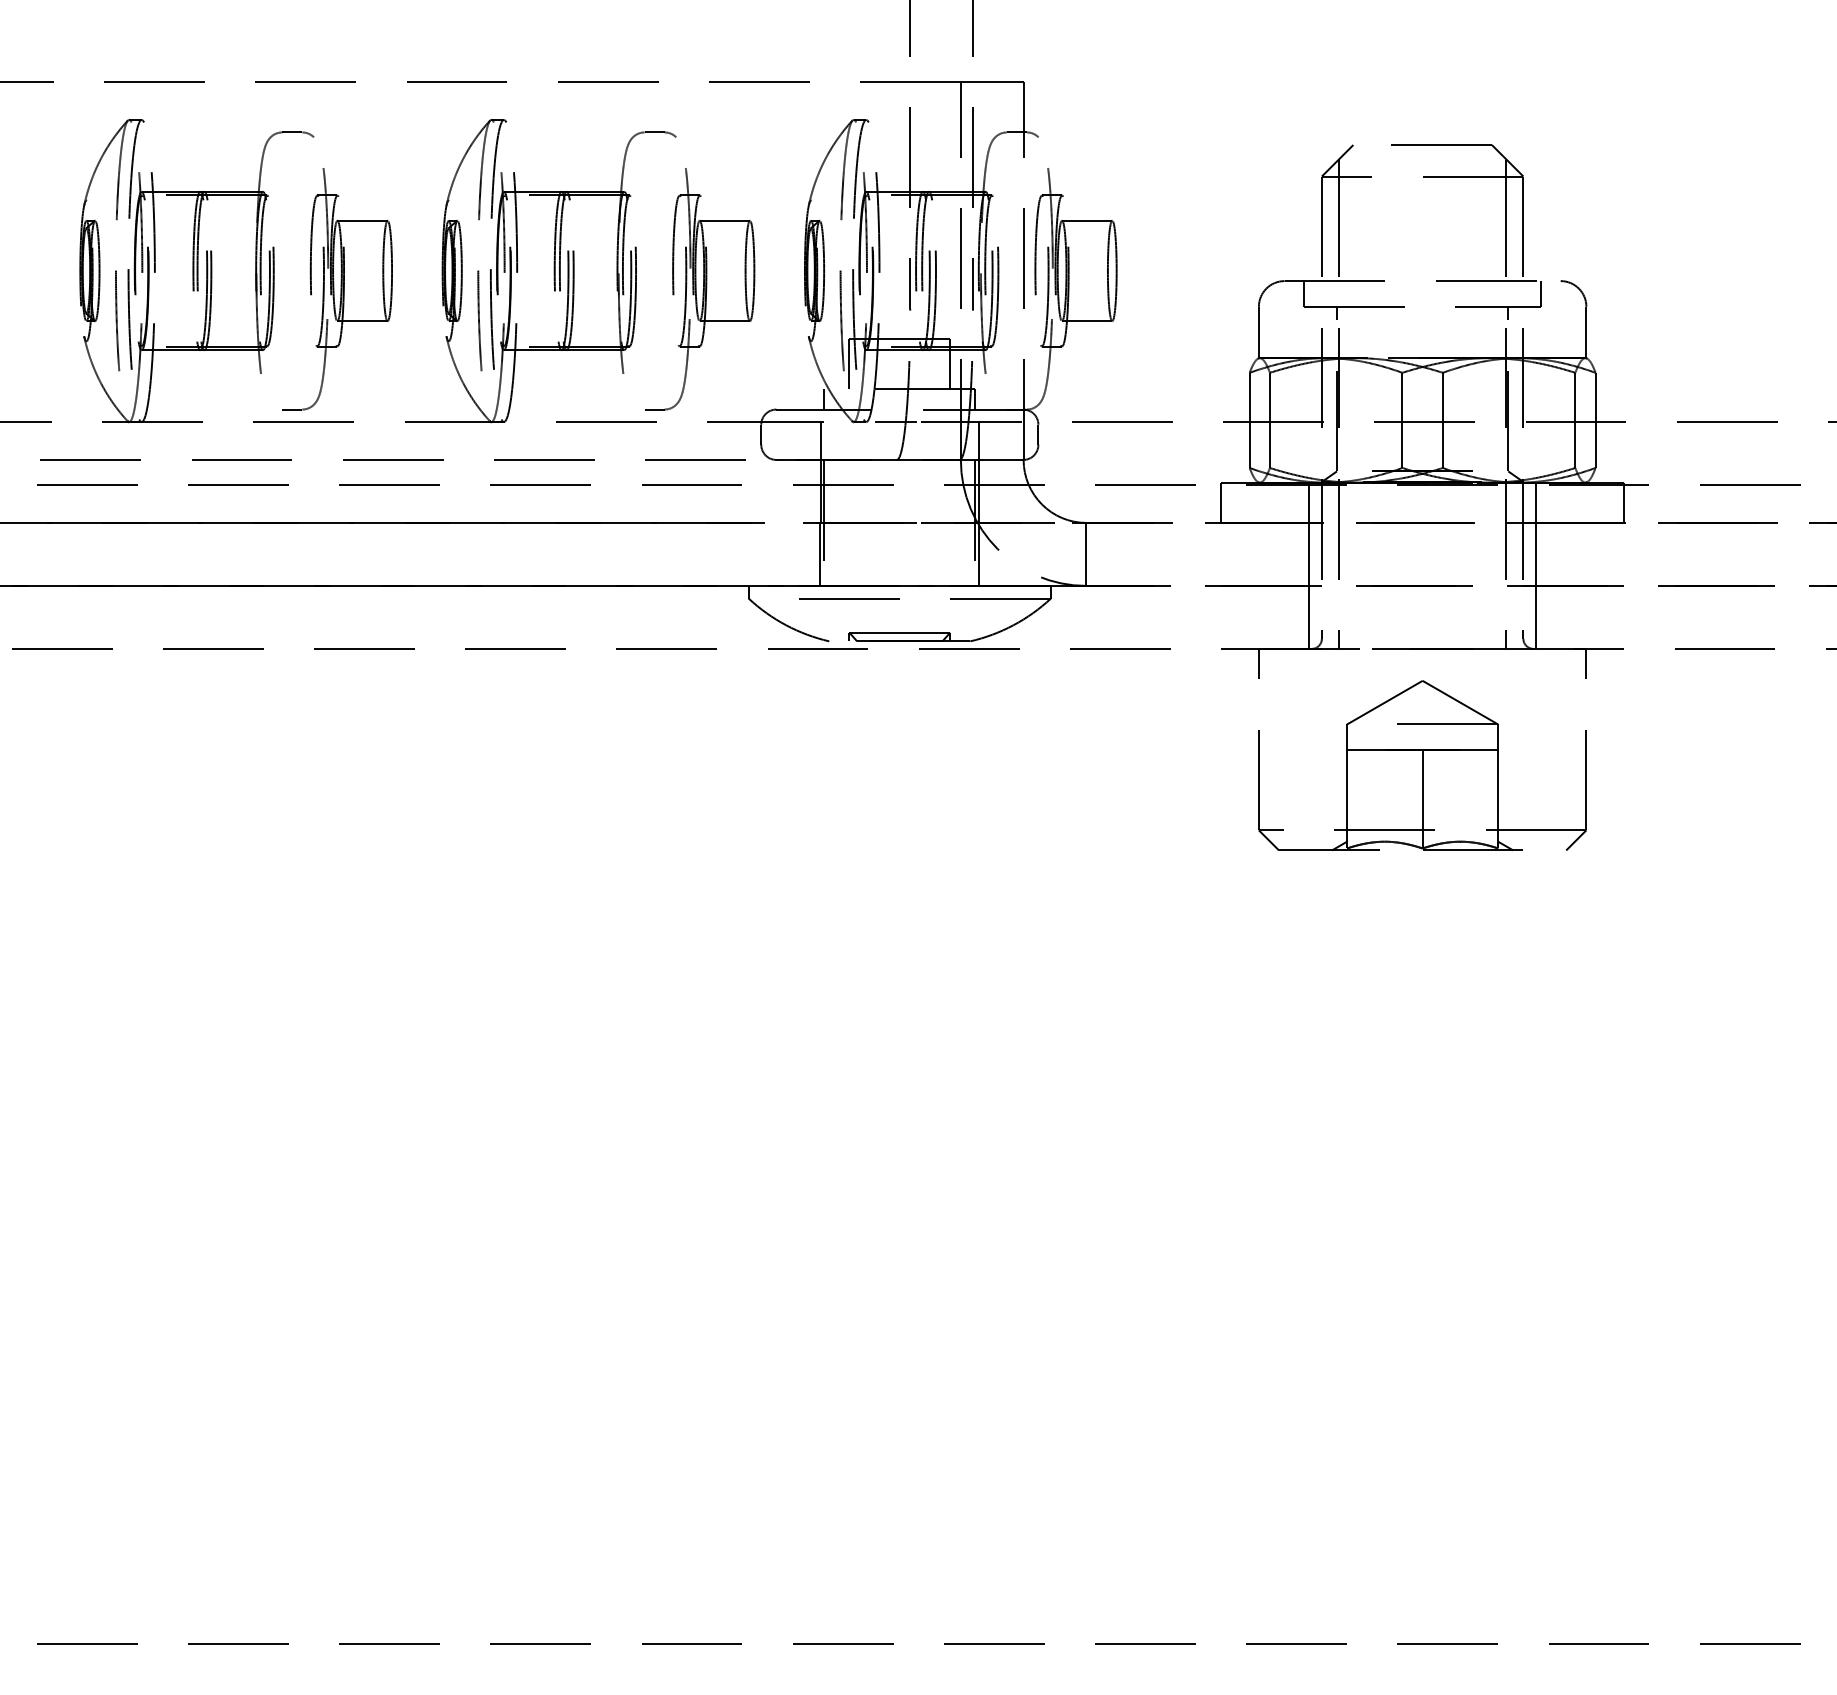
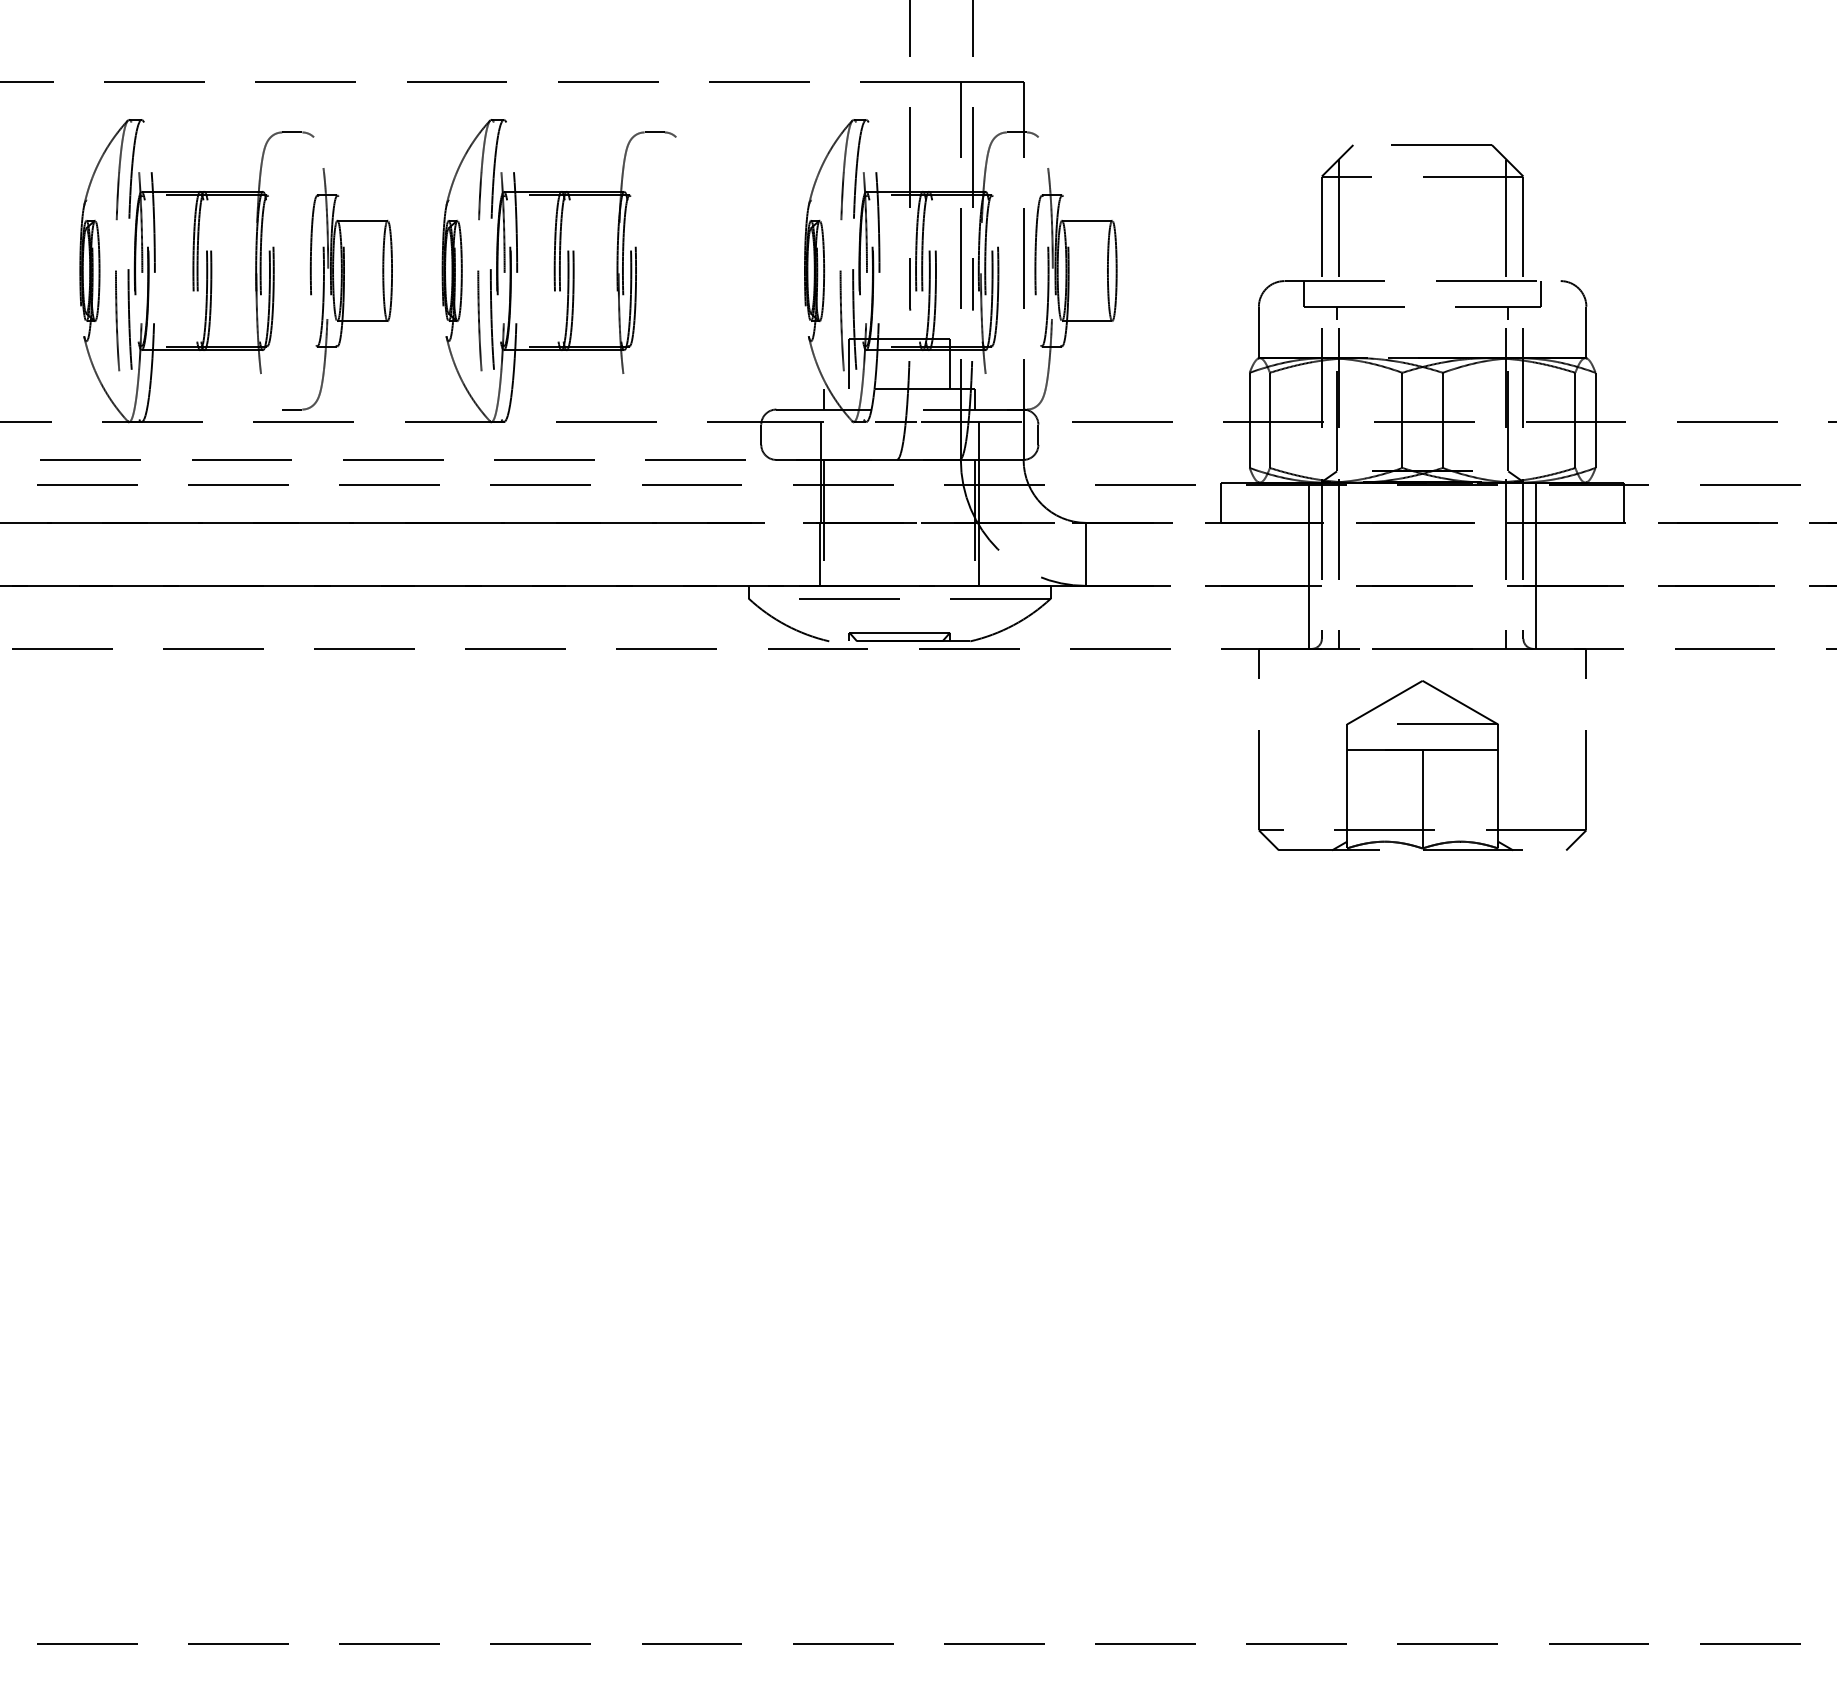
part: present -> none (700, 289)
